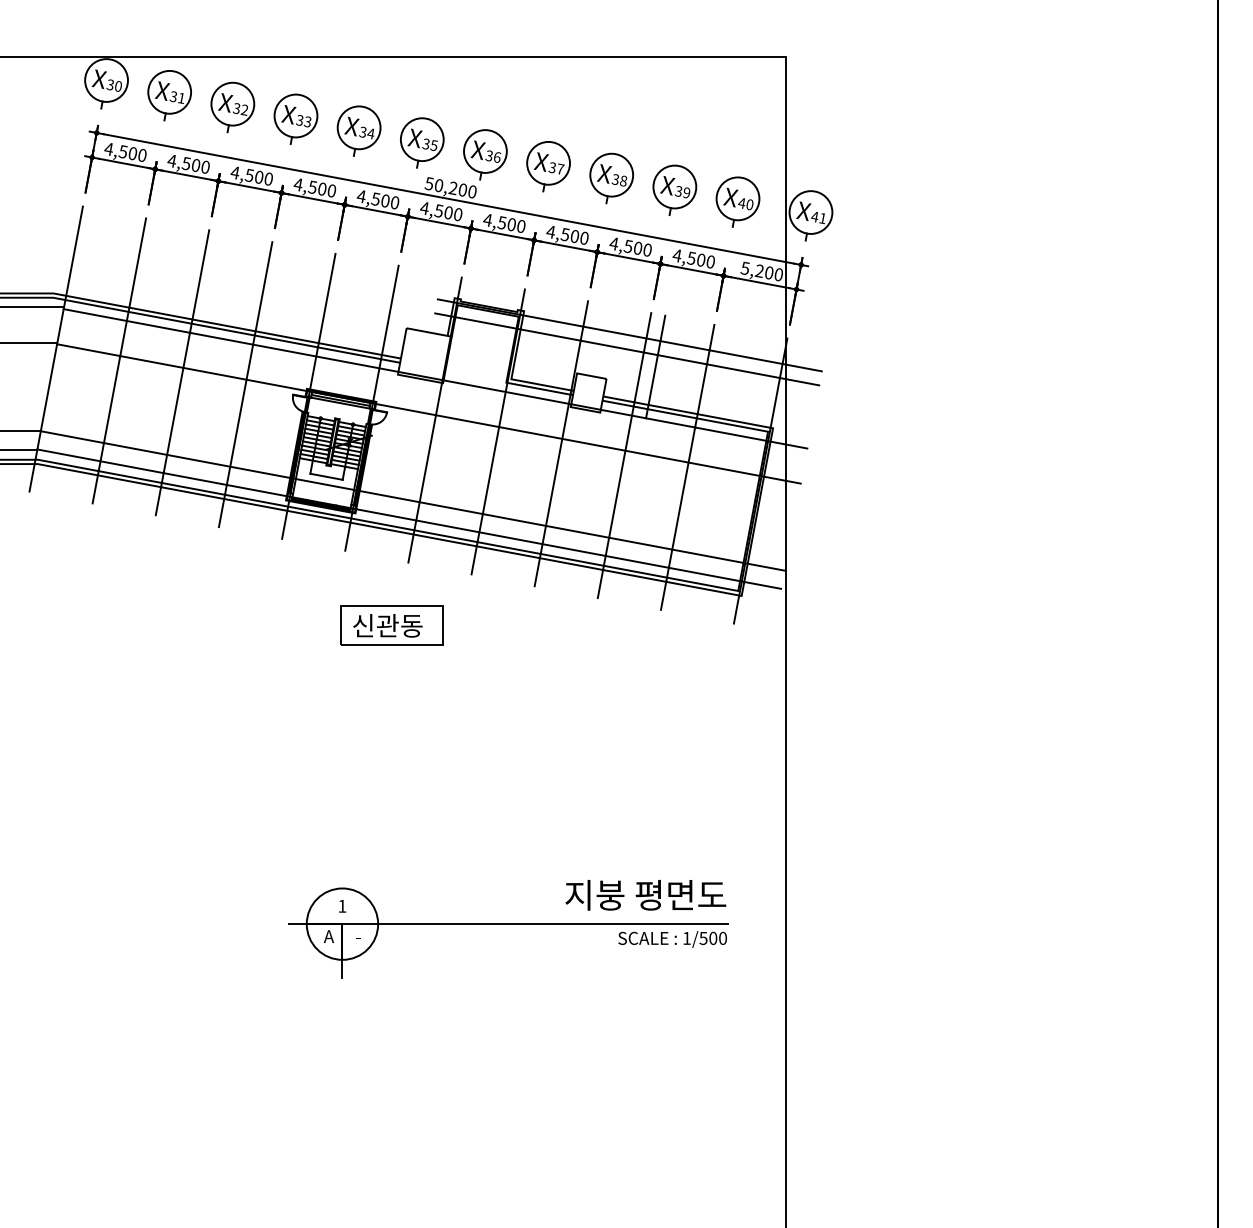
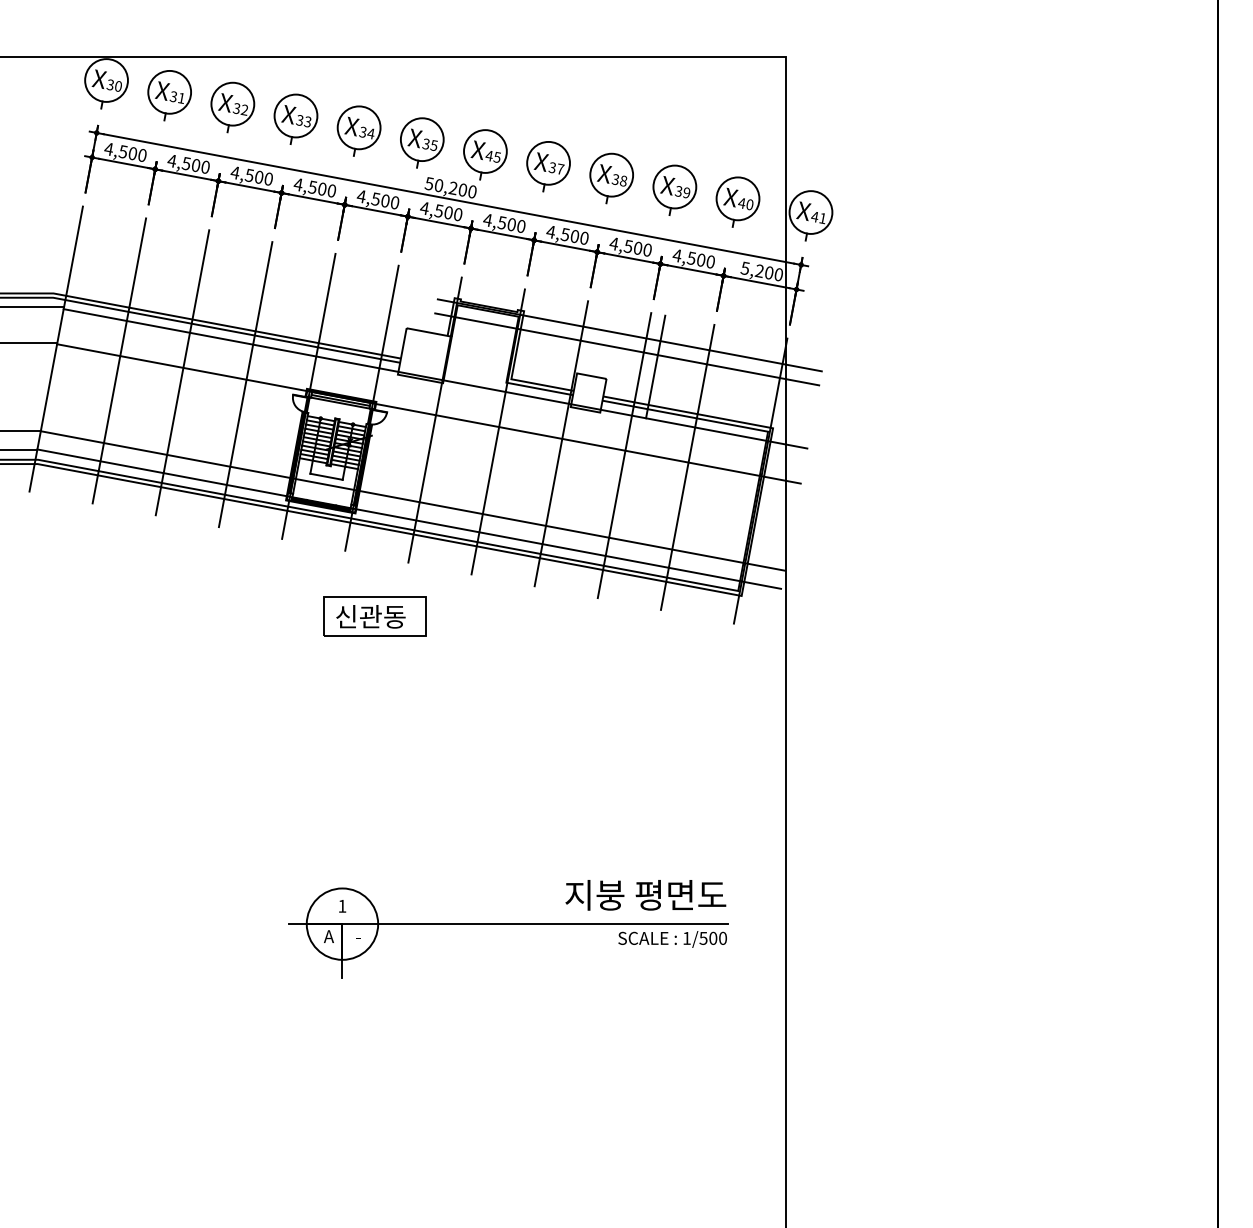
text: 36 -> 45 (493, 156)
part position: (391, 625) -> (374, 616) (374, 616)
